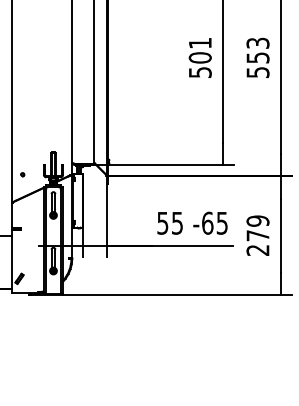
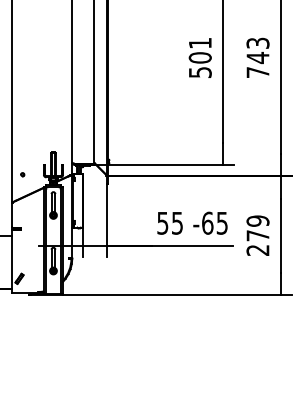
text: 553 -> 743 (257, 64)
